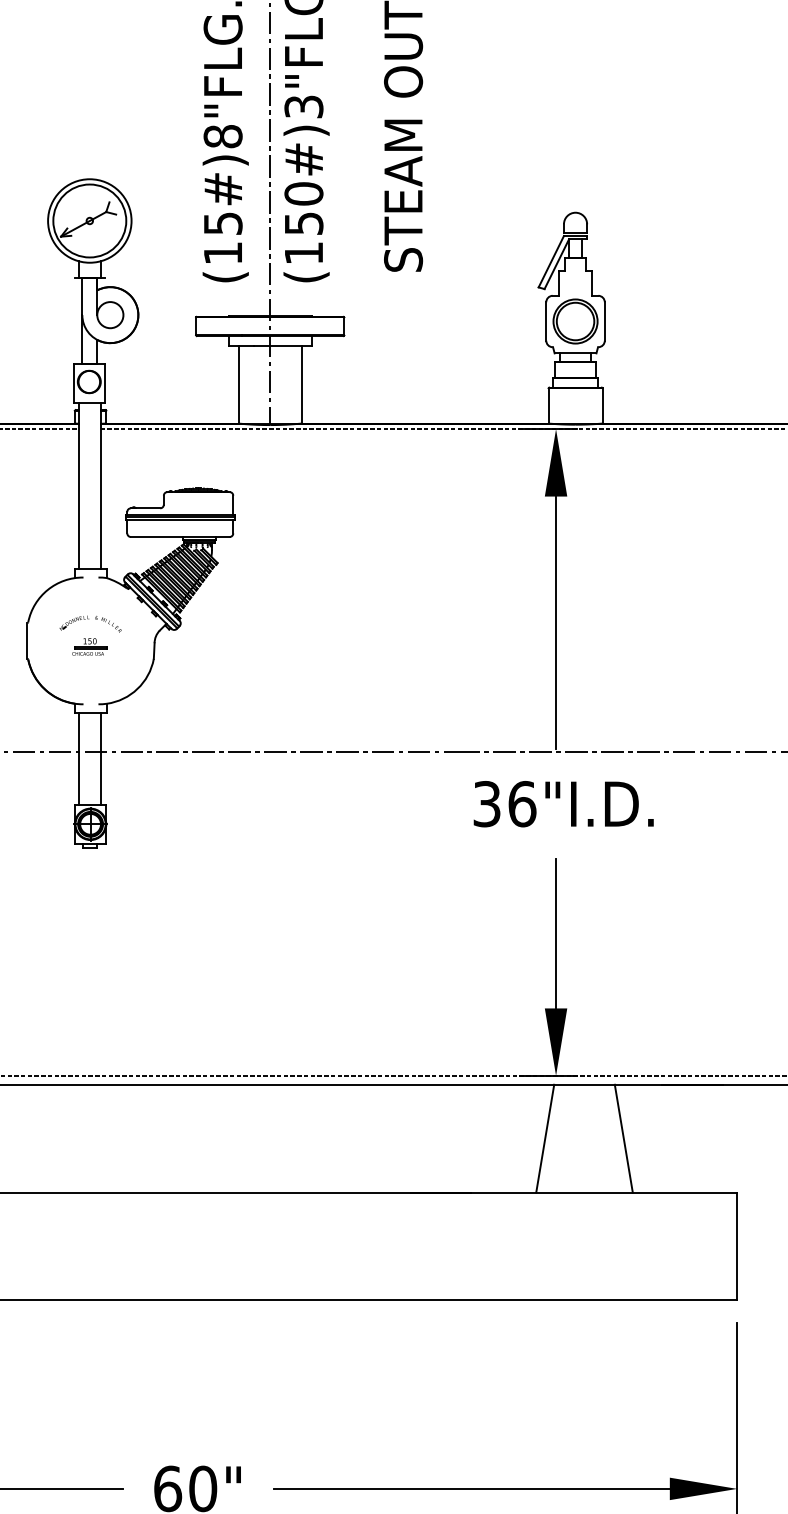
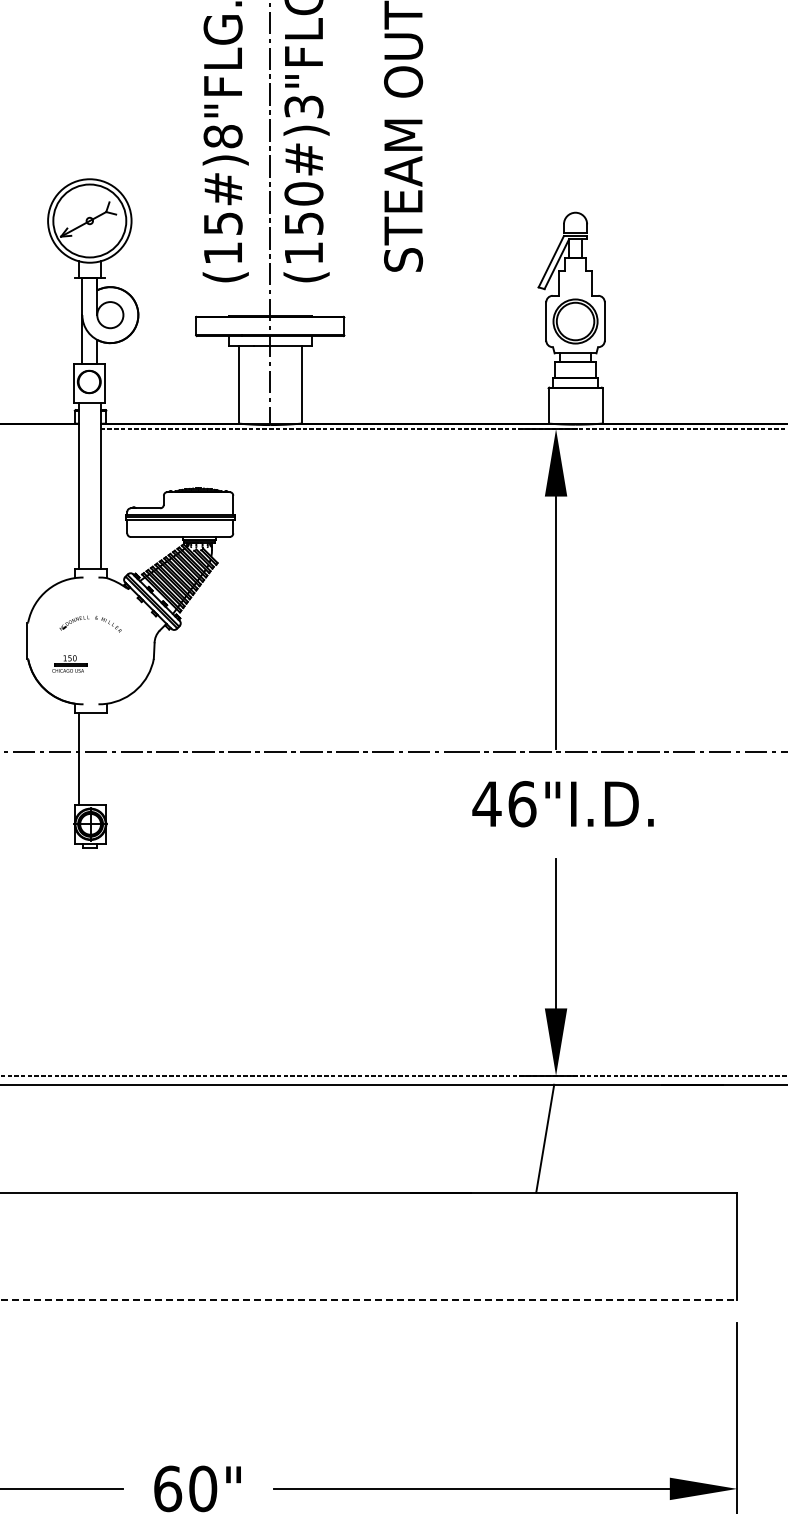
line: present -> none (40, 429)
part position: (89, 646) -> (69, 663) (69, 663)
line: present -> none (100, 758)
text: 36"I.D. -> 46"I.D. (486, 804)
line: present -> none (623, 1138)
line: solid -> dashed (369, 1300)
